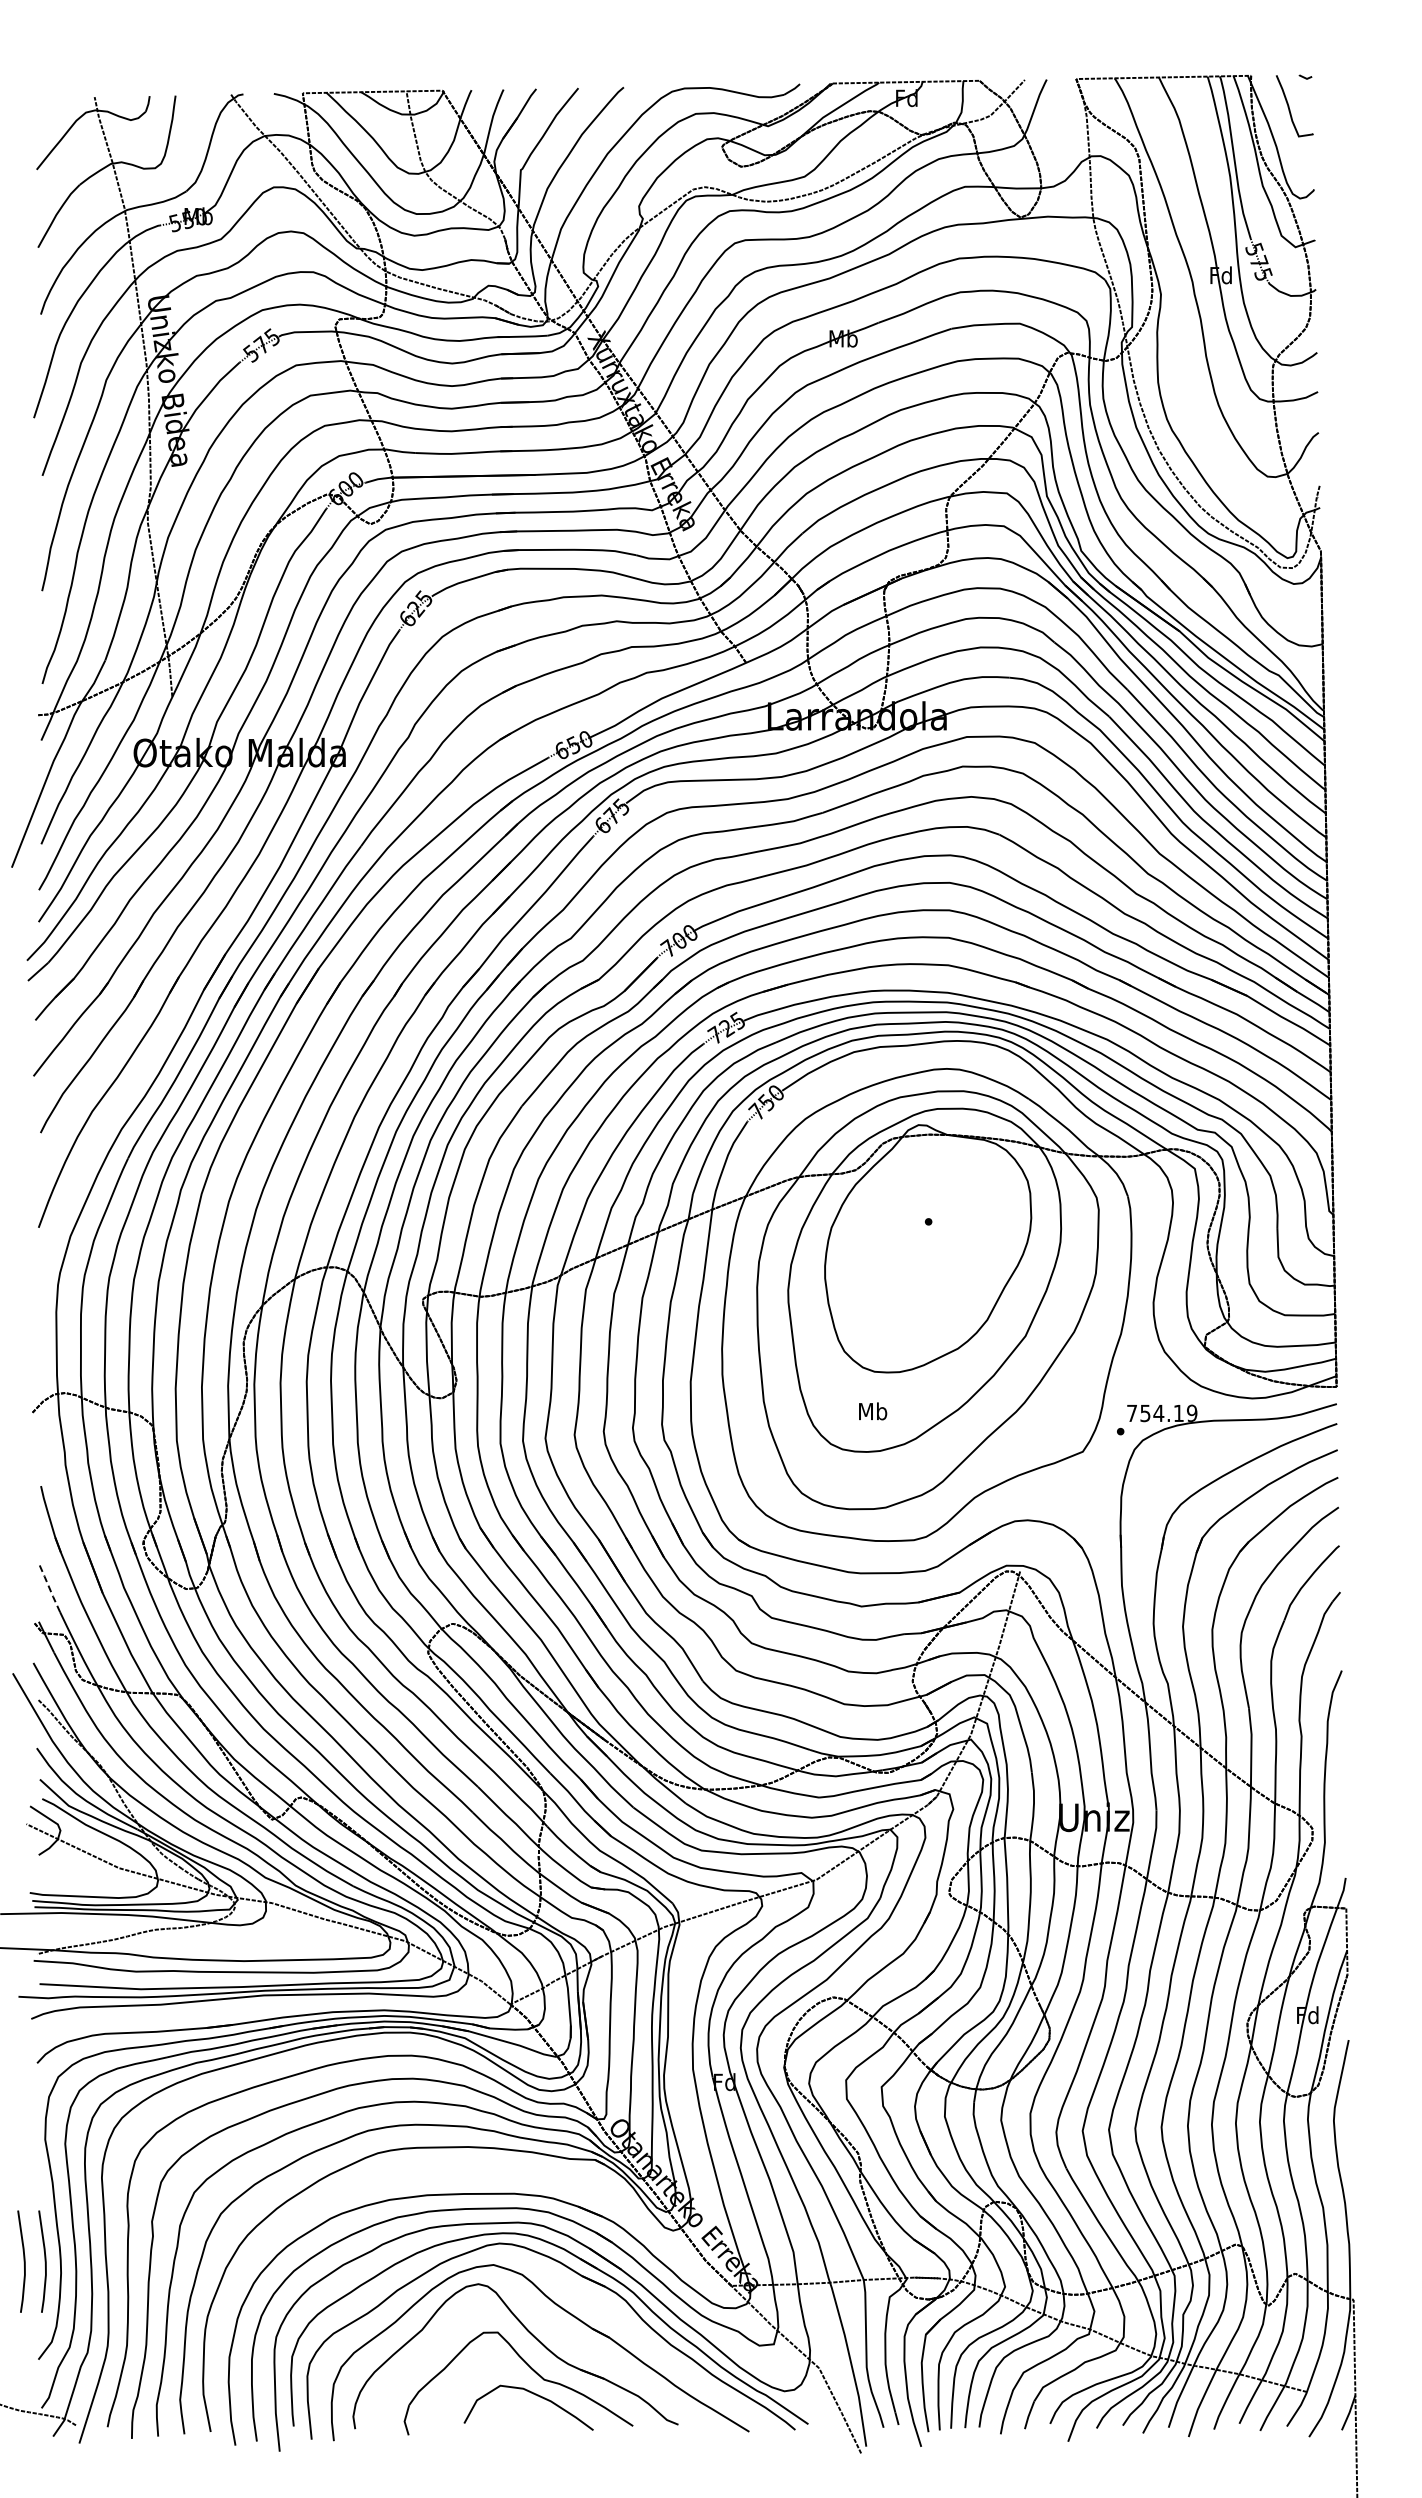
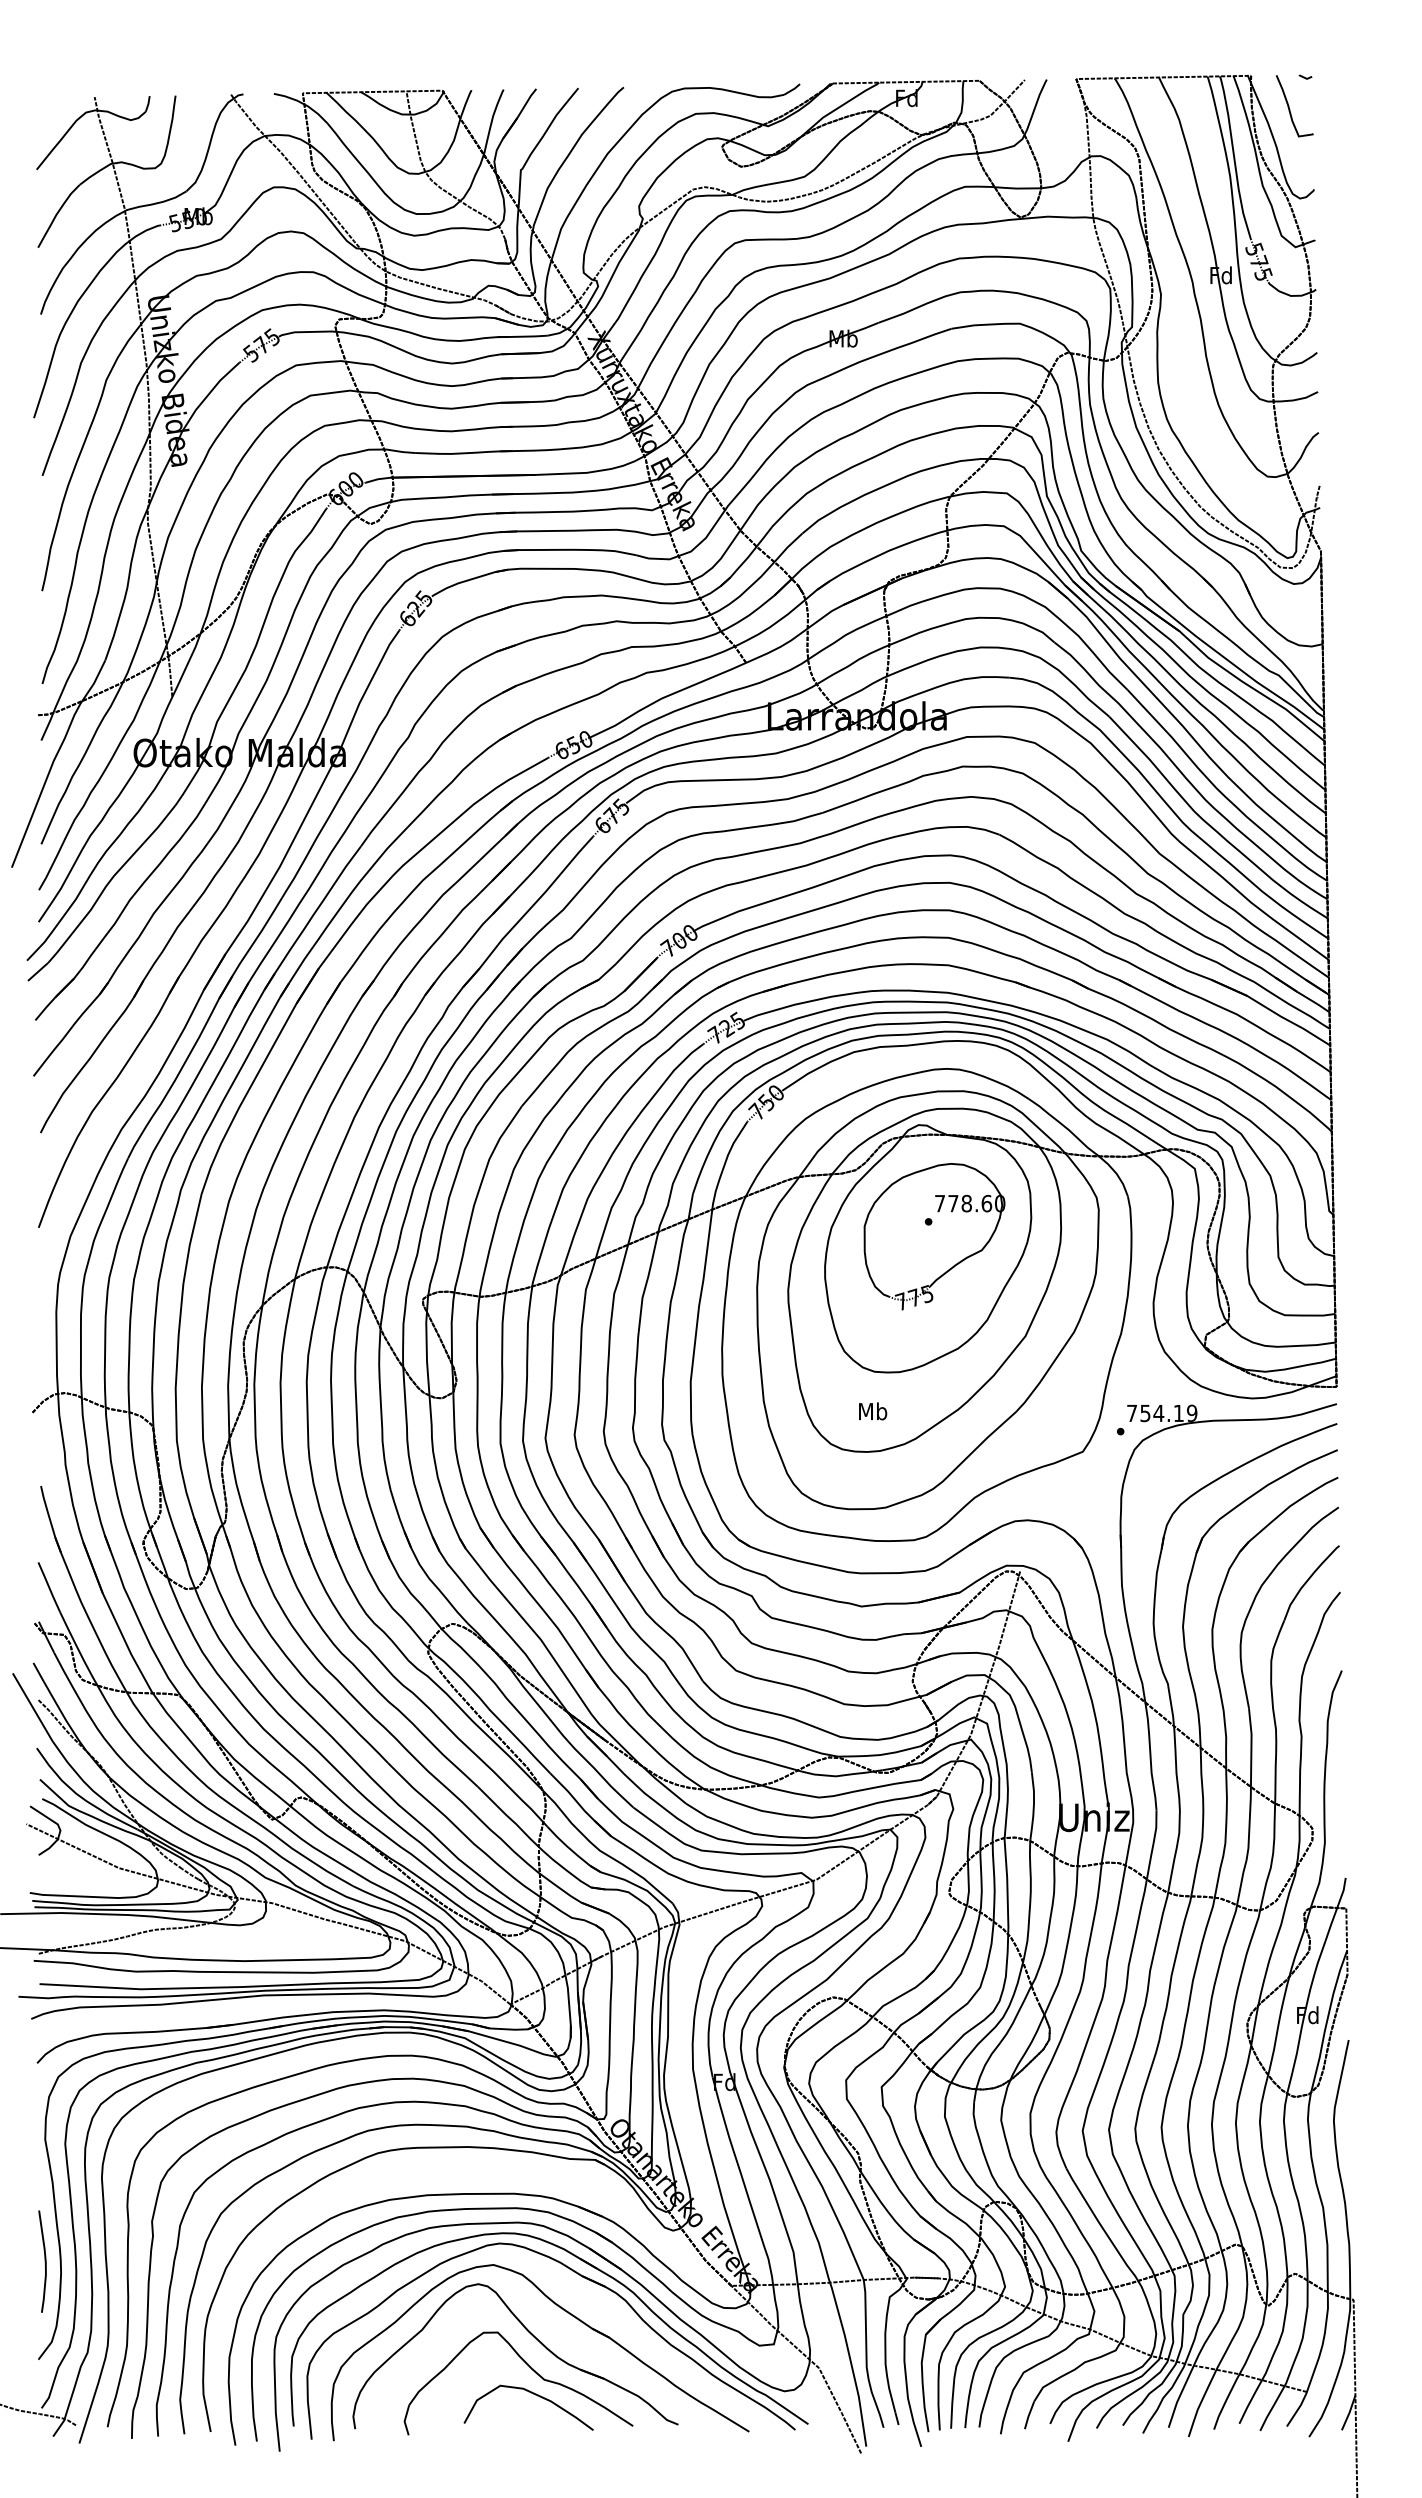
part: none -> present (938, 1212)
line: dashed -> solid (48, 1586)
curve: present -> none (23, 2261)
